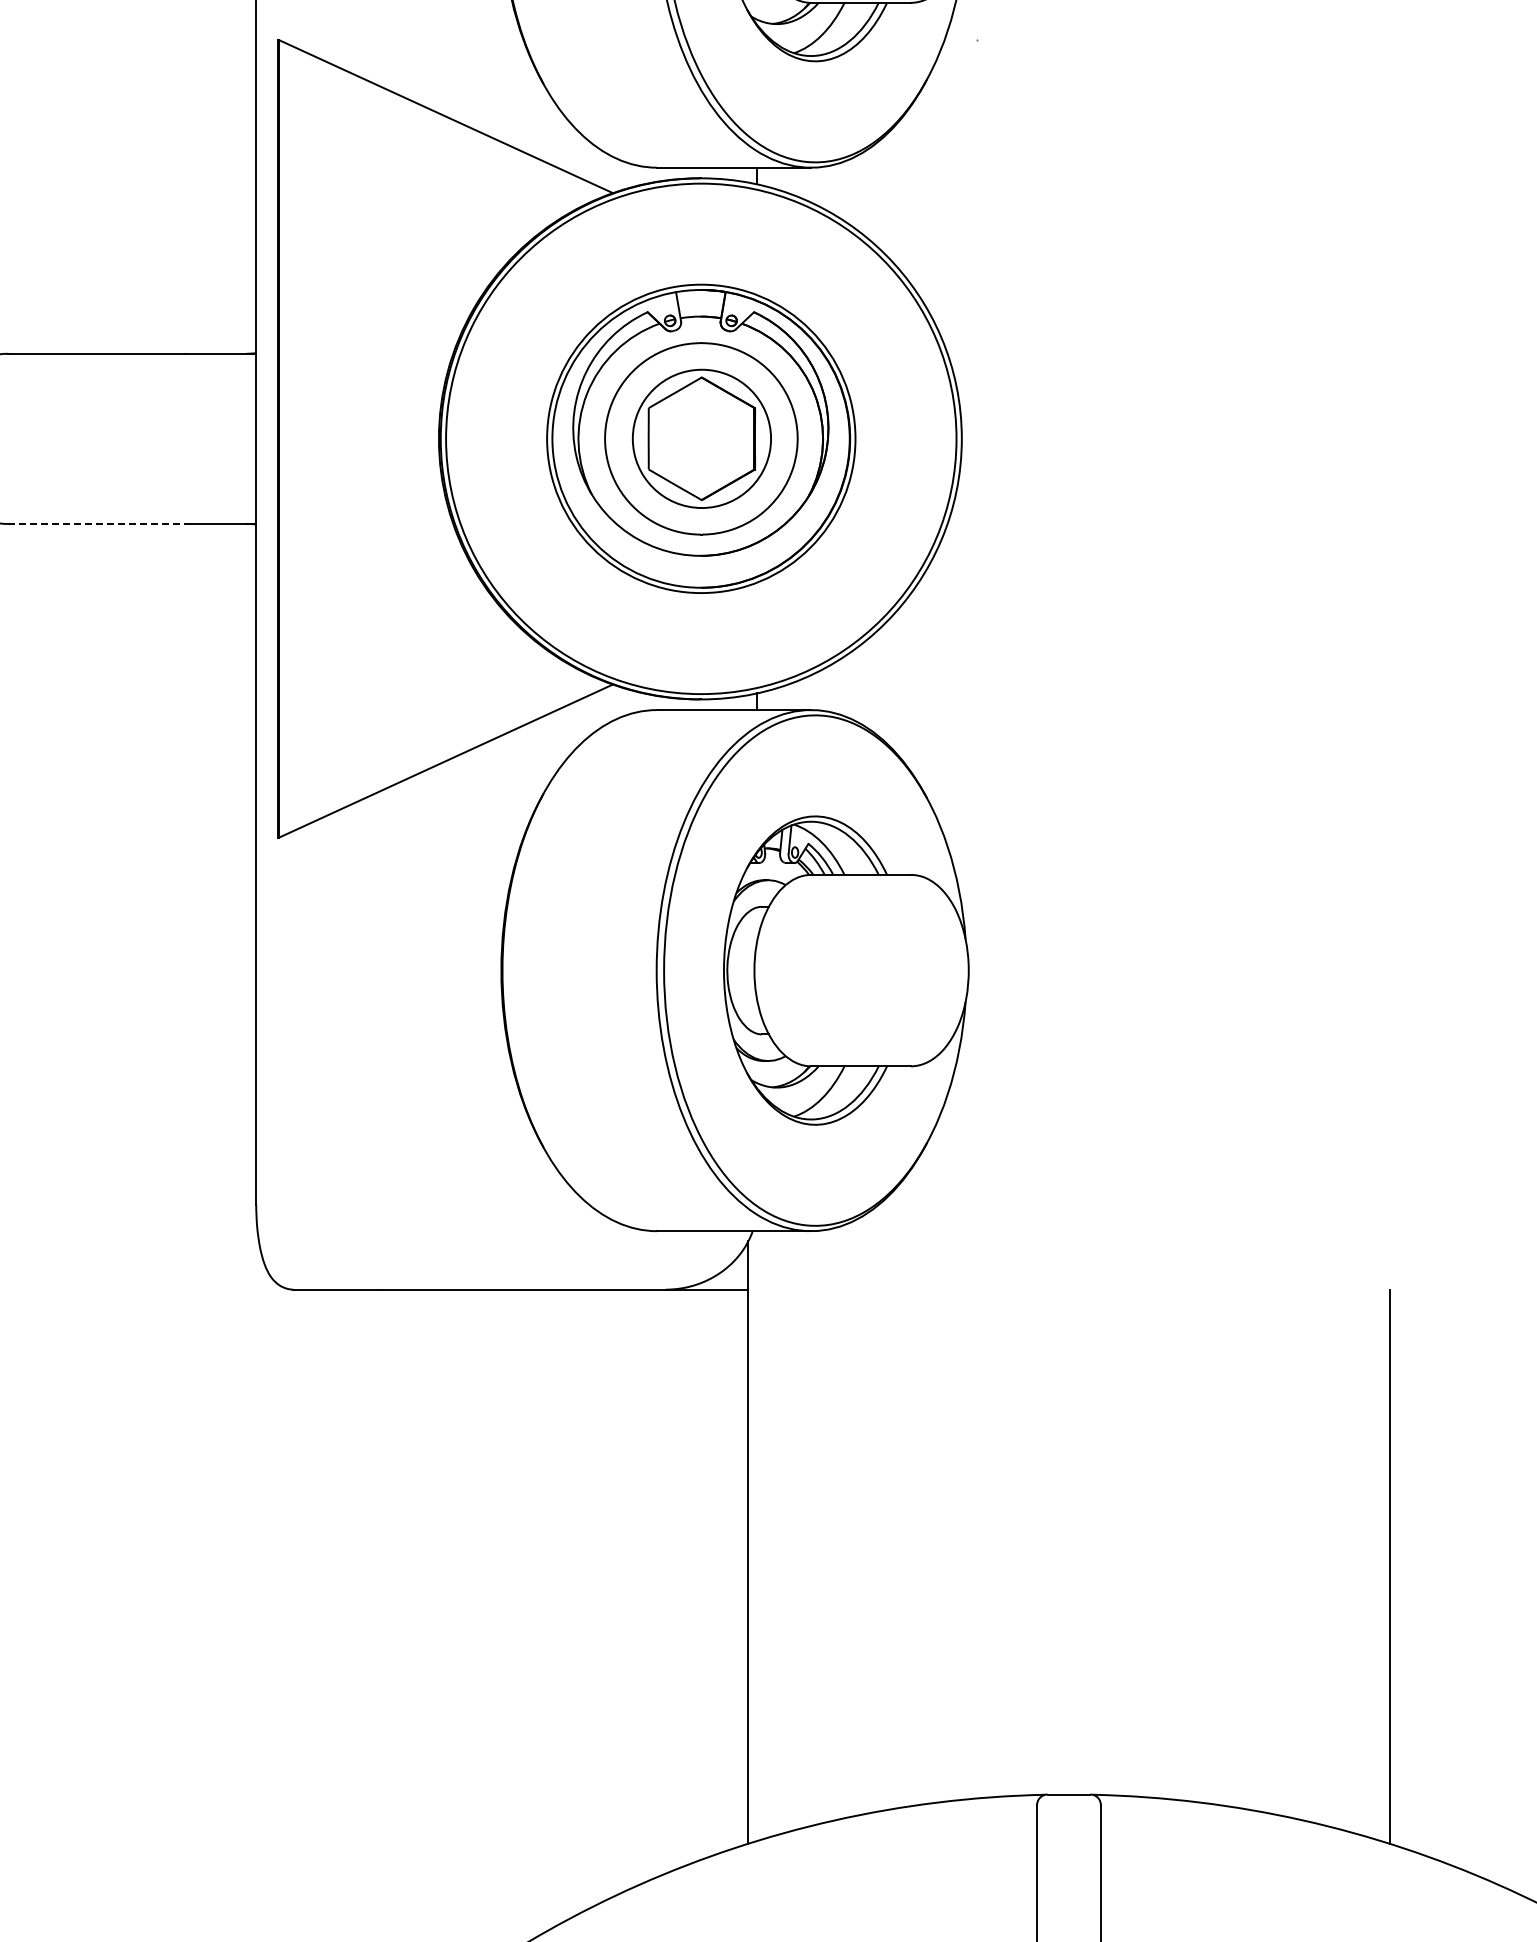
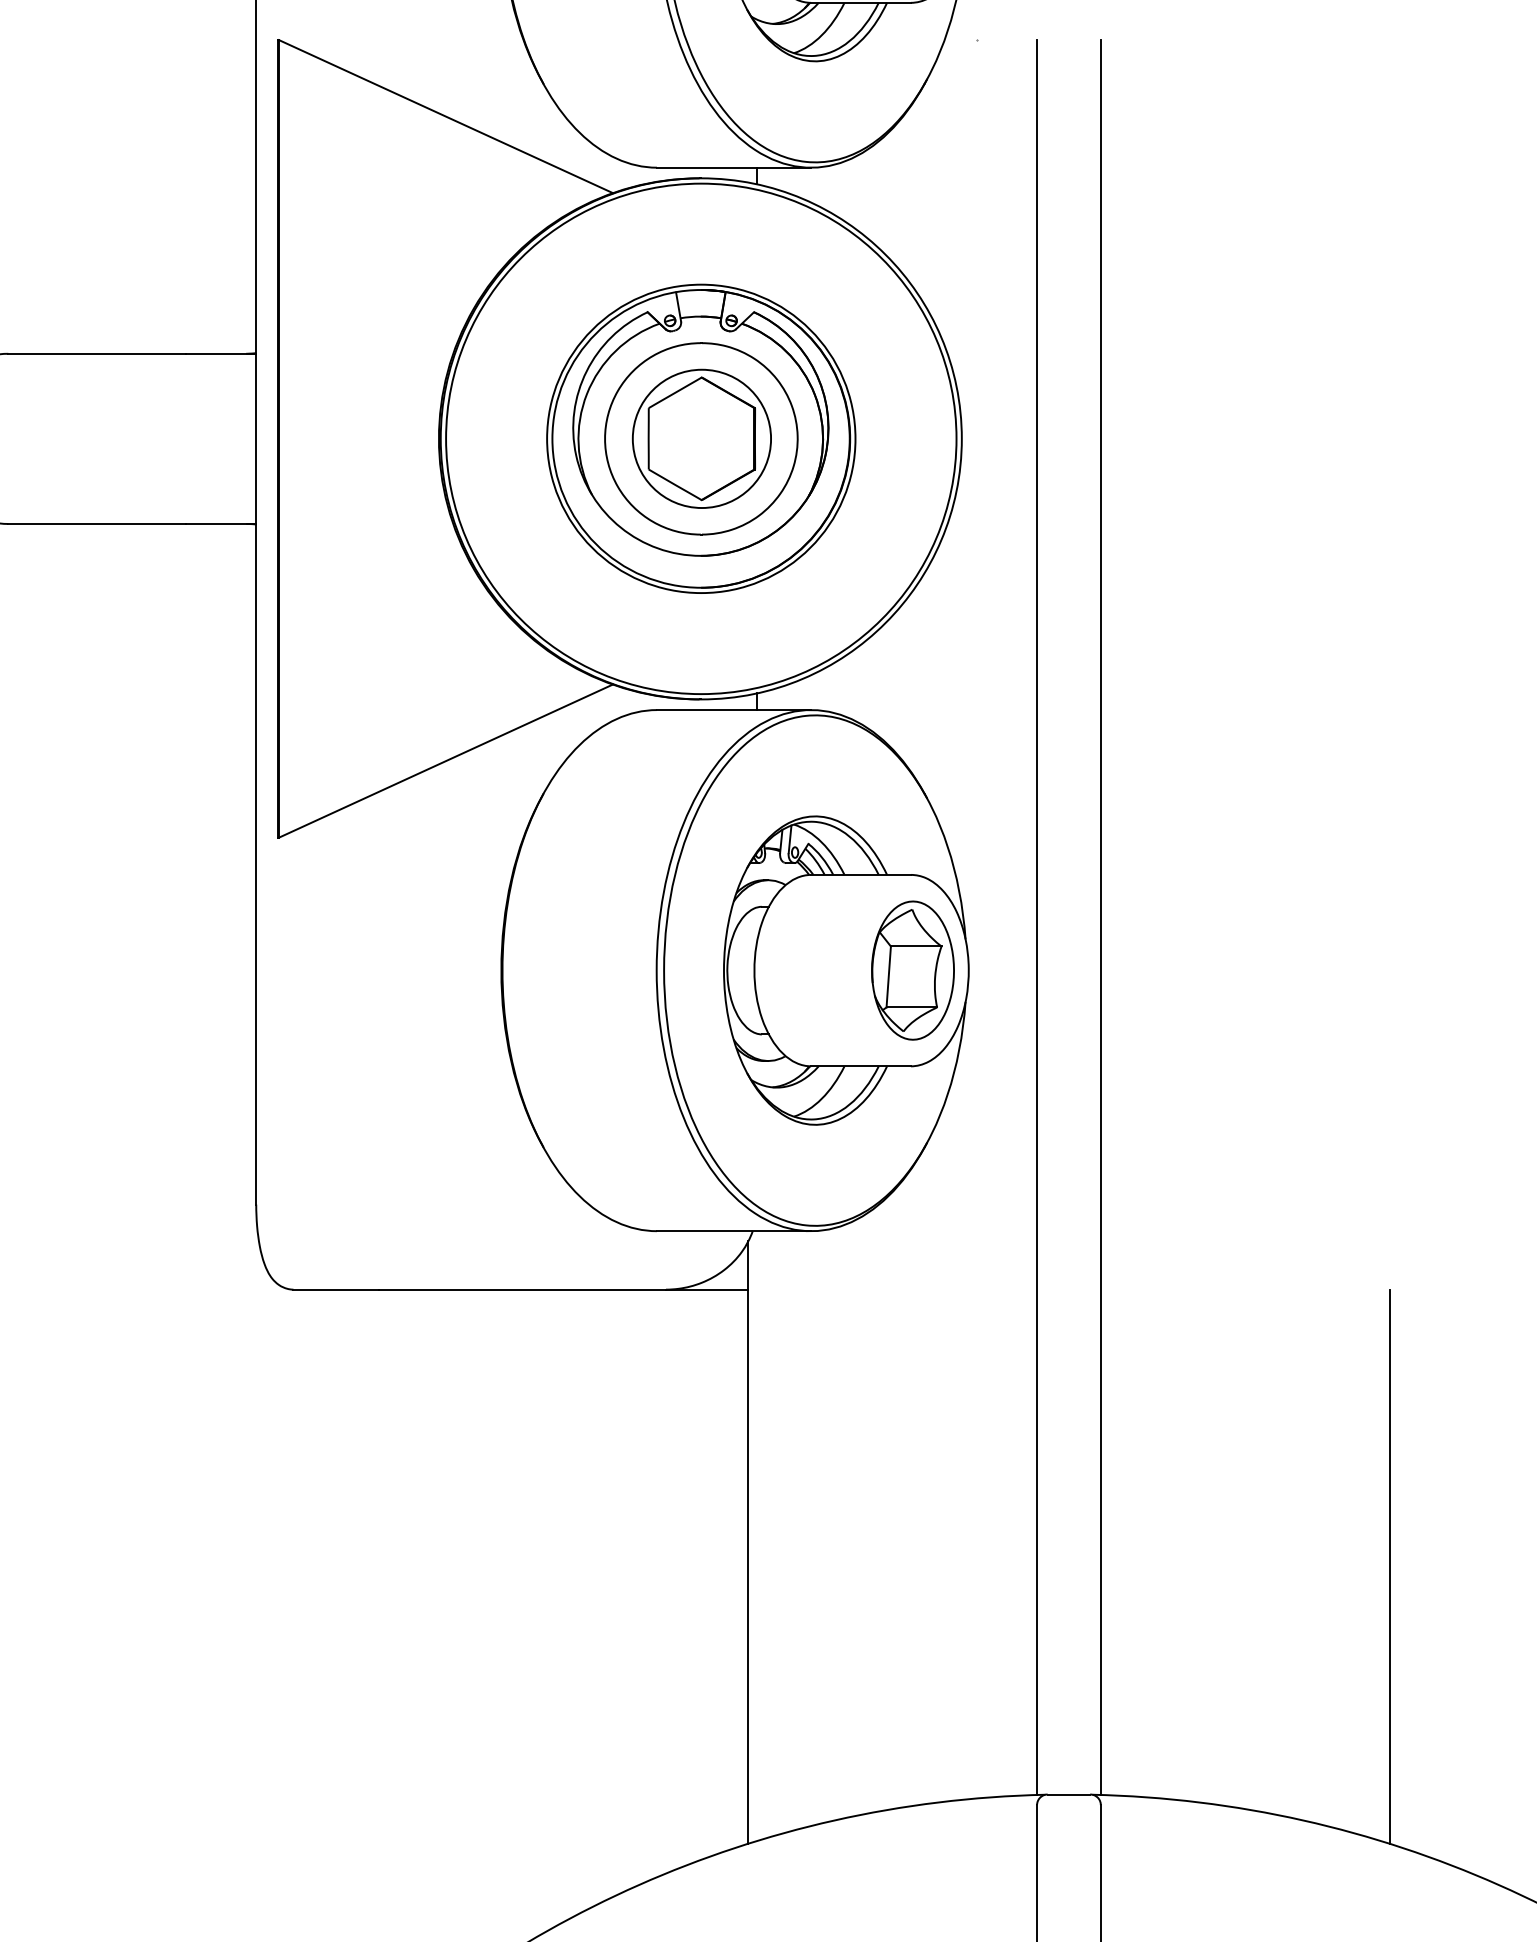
line: dashed -> solid (96, 523)
line: none -> present (1037, 917)
line: none -> present (1100, 917)
part: none -> present (912, 970)
